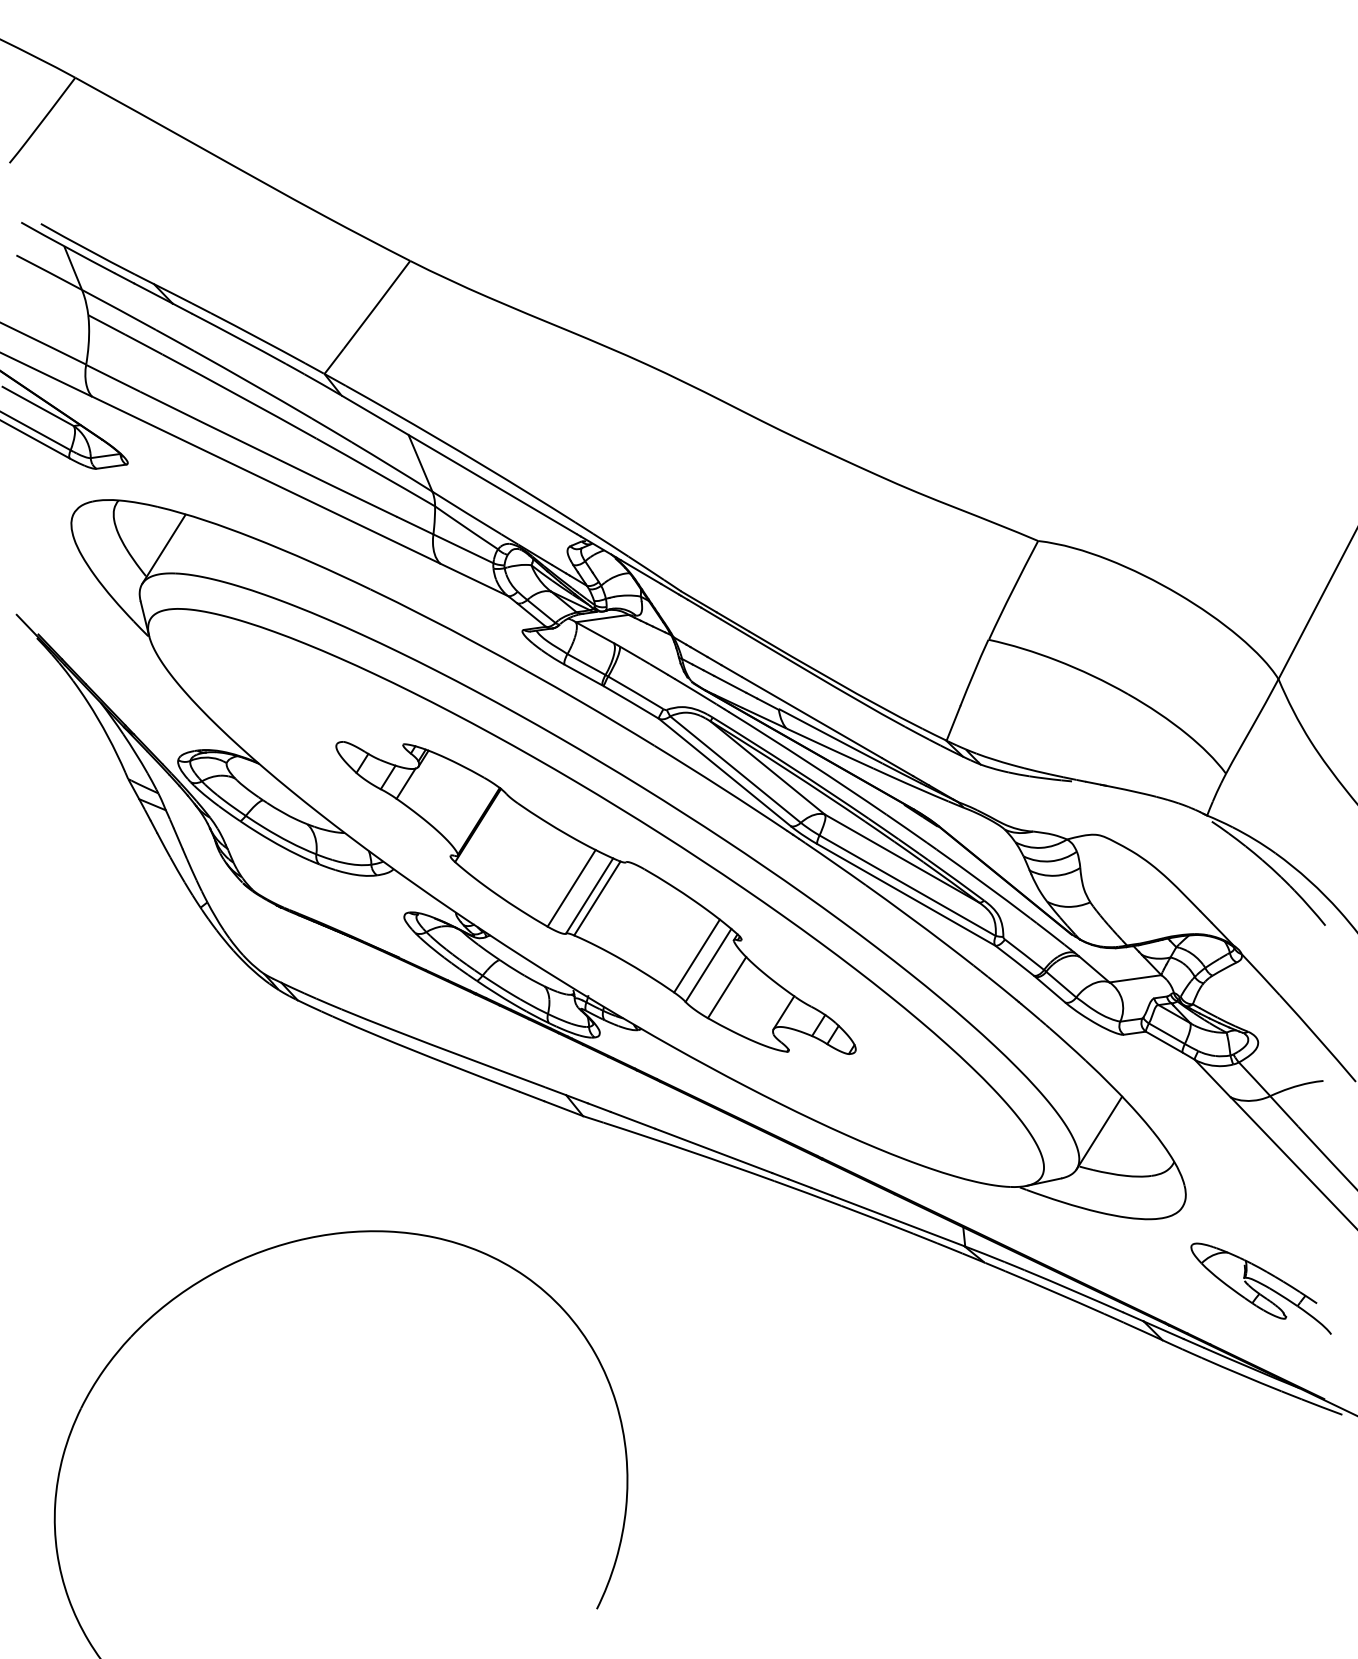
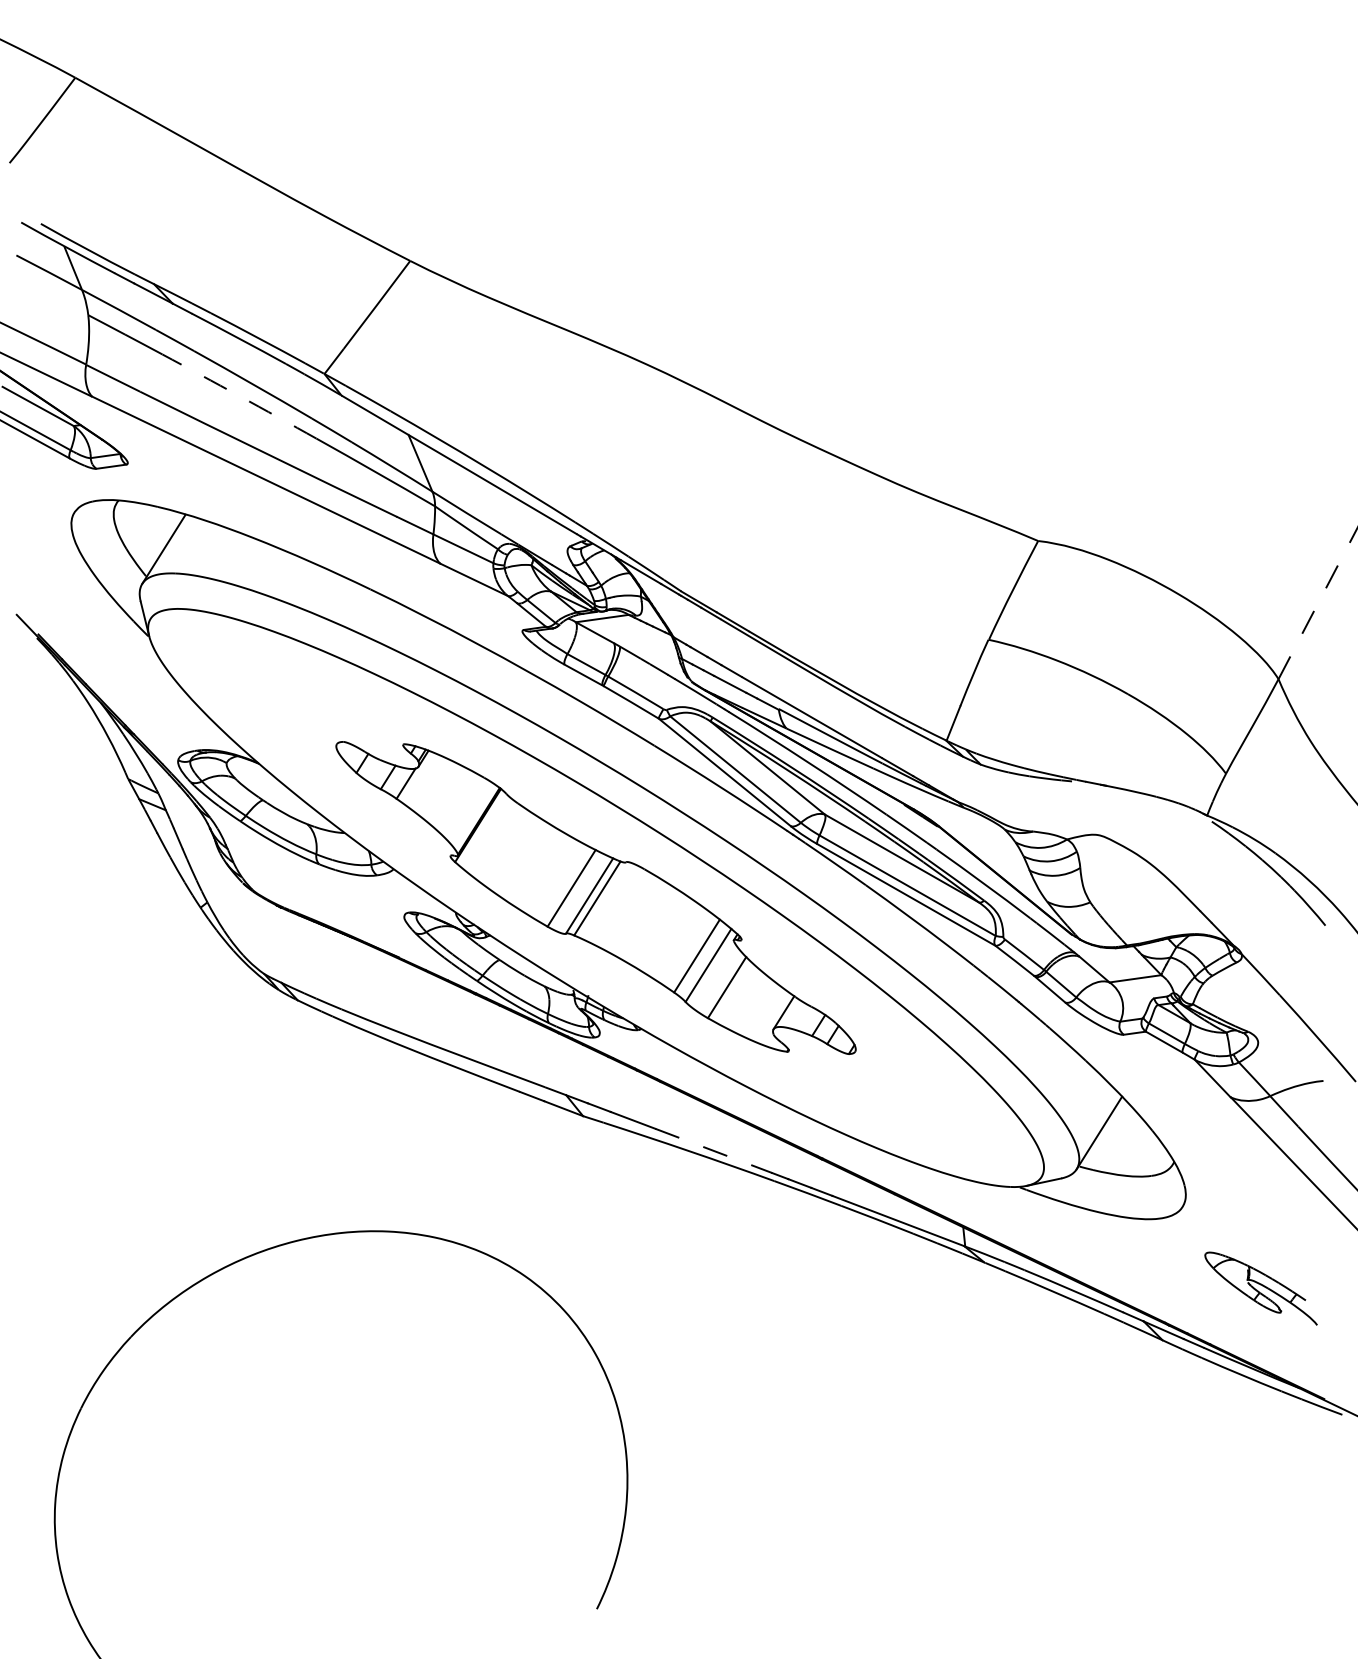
arc: solid -> dashed (239, 396)
line: solid -> dashed (1318, 603)
line: solid -> dashed (714, 1151)
part size: 142x93 px -> 114x75 px (1260, 1288)
